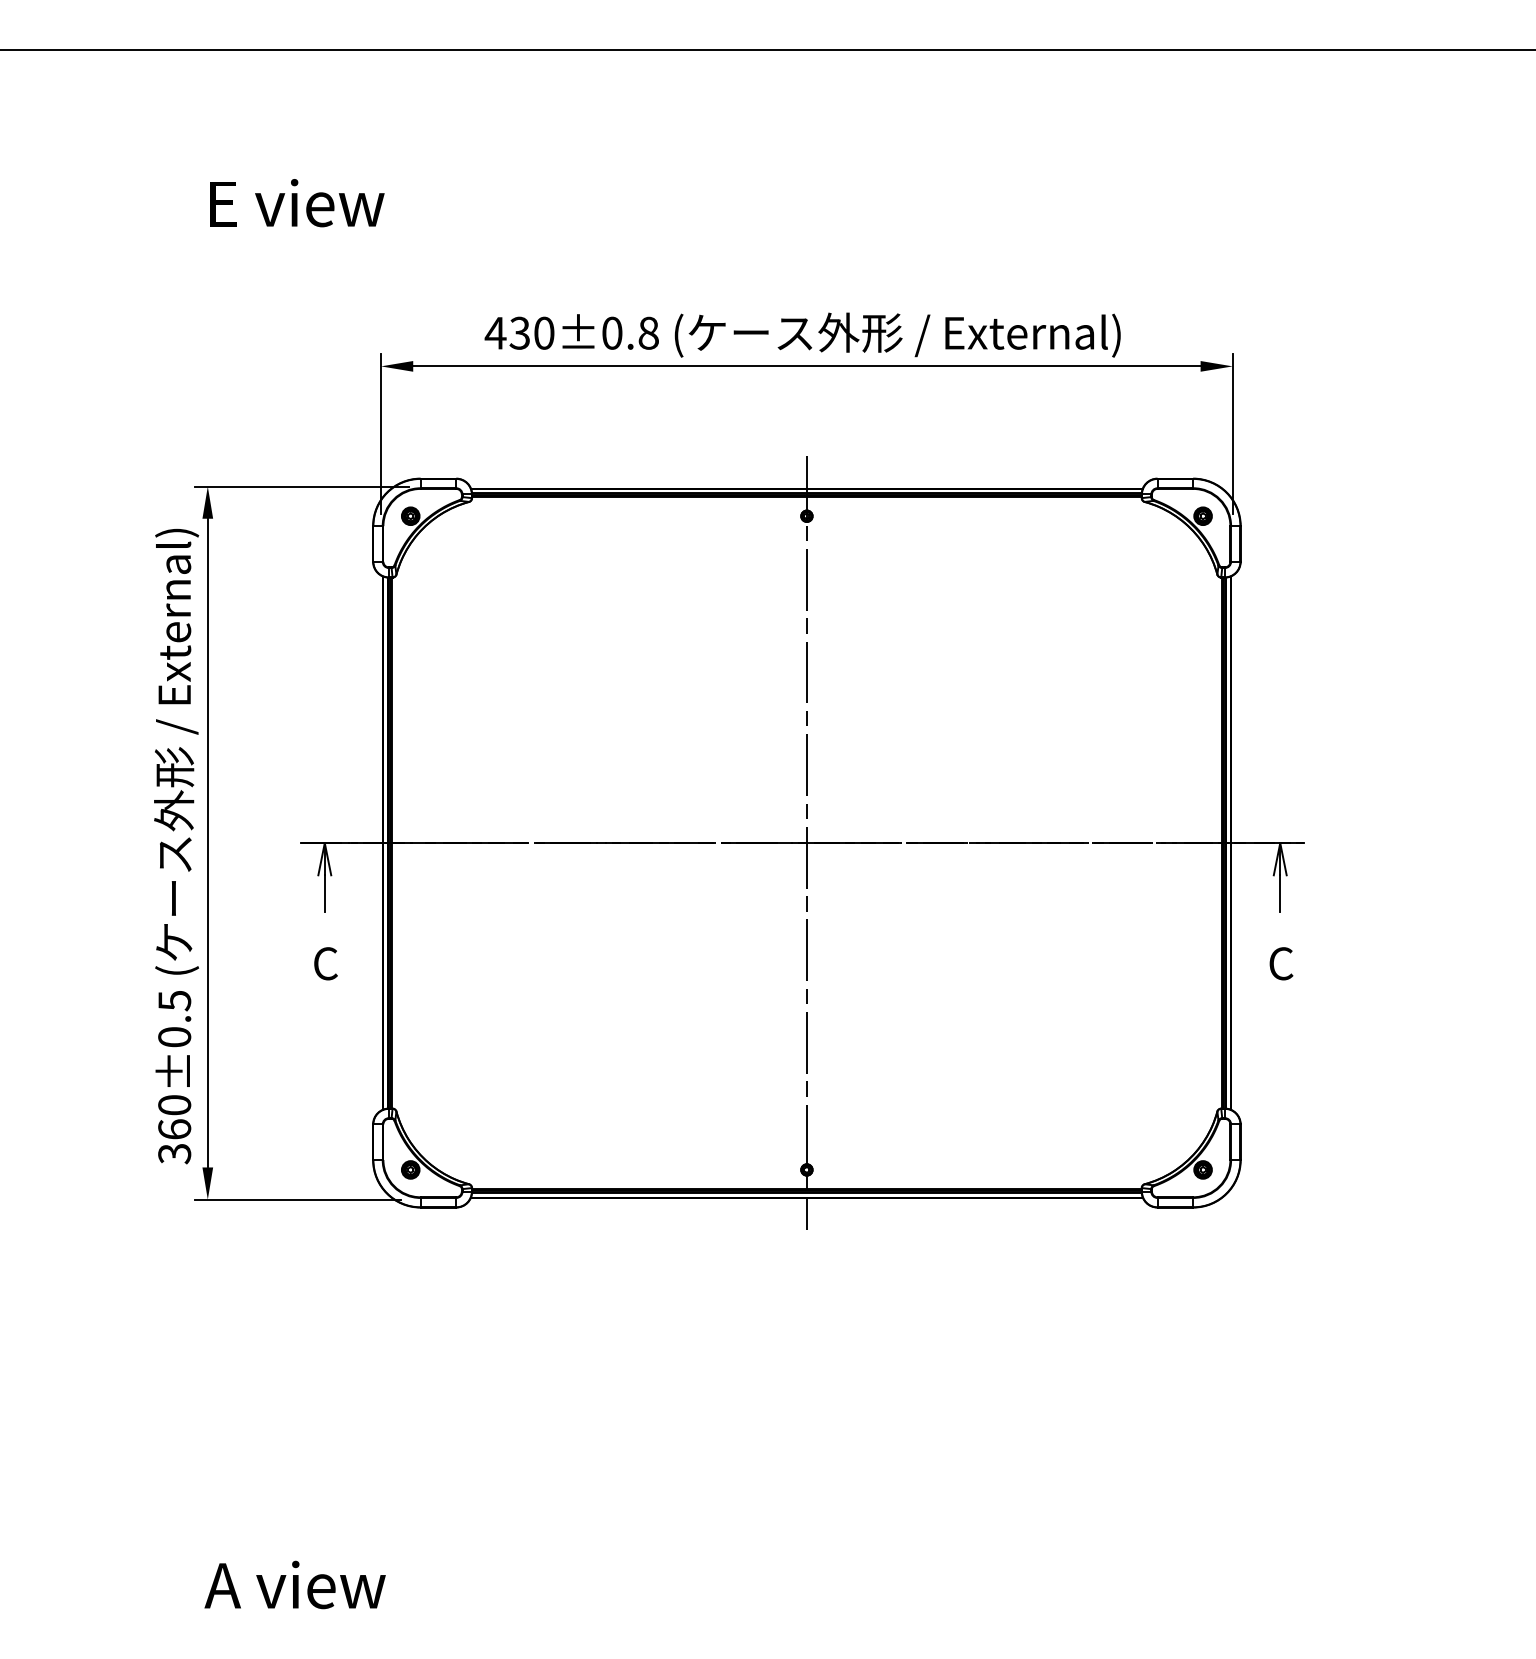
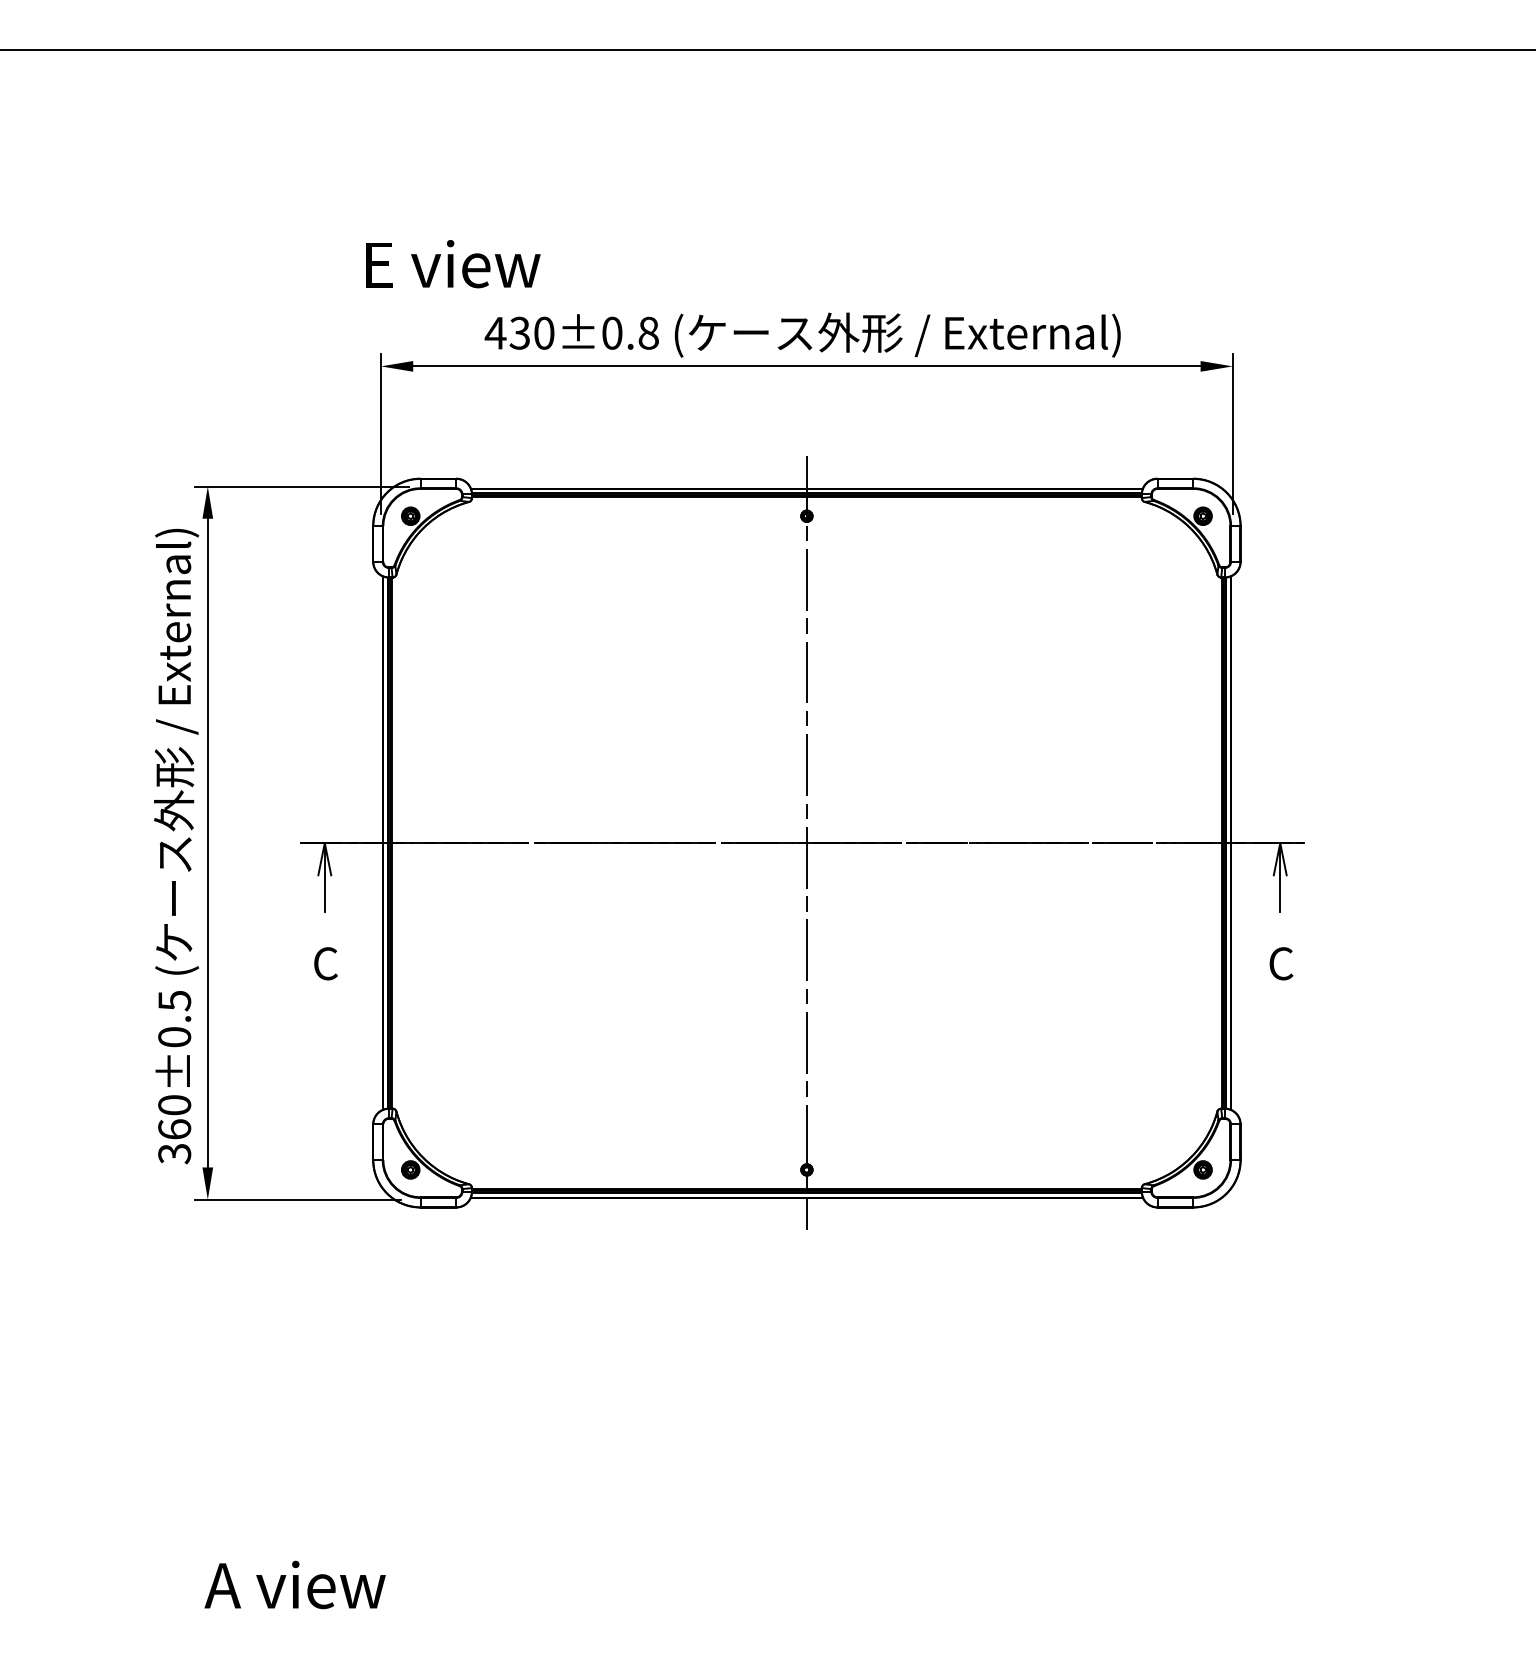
text position: (297, 203) -> (453, 264) (453, 264)
